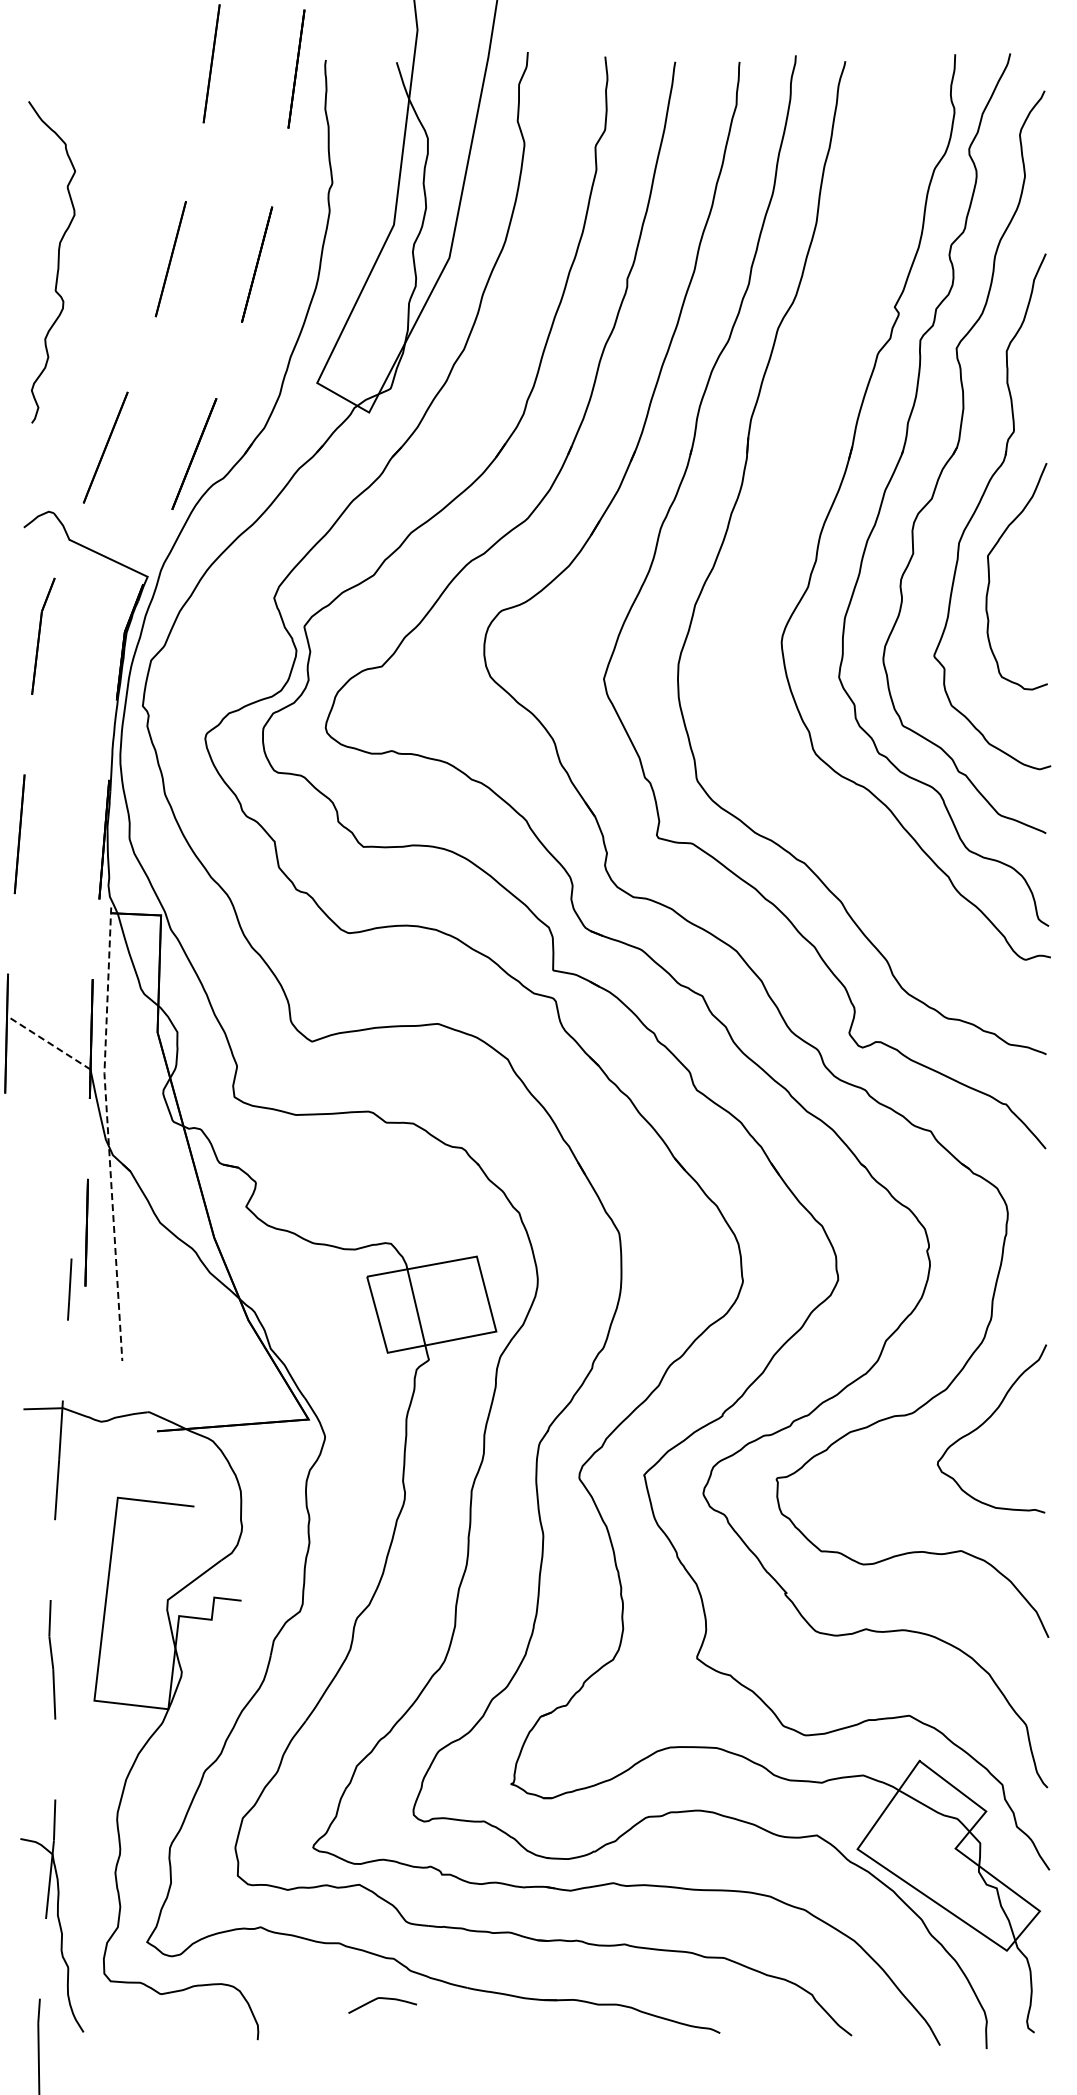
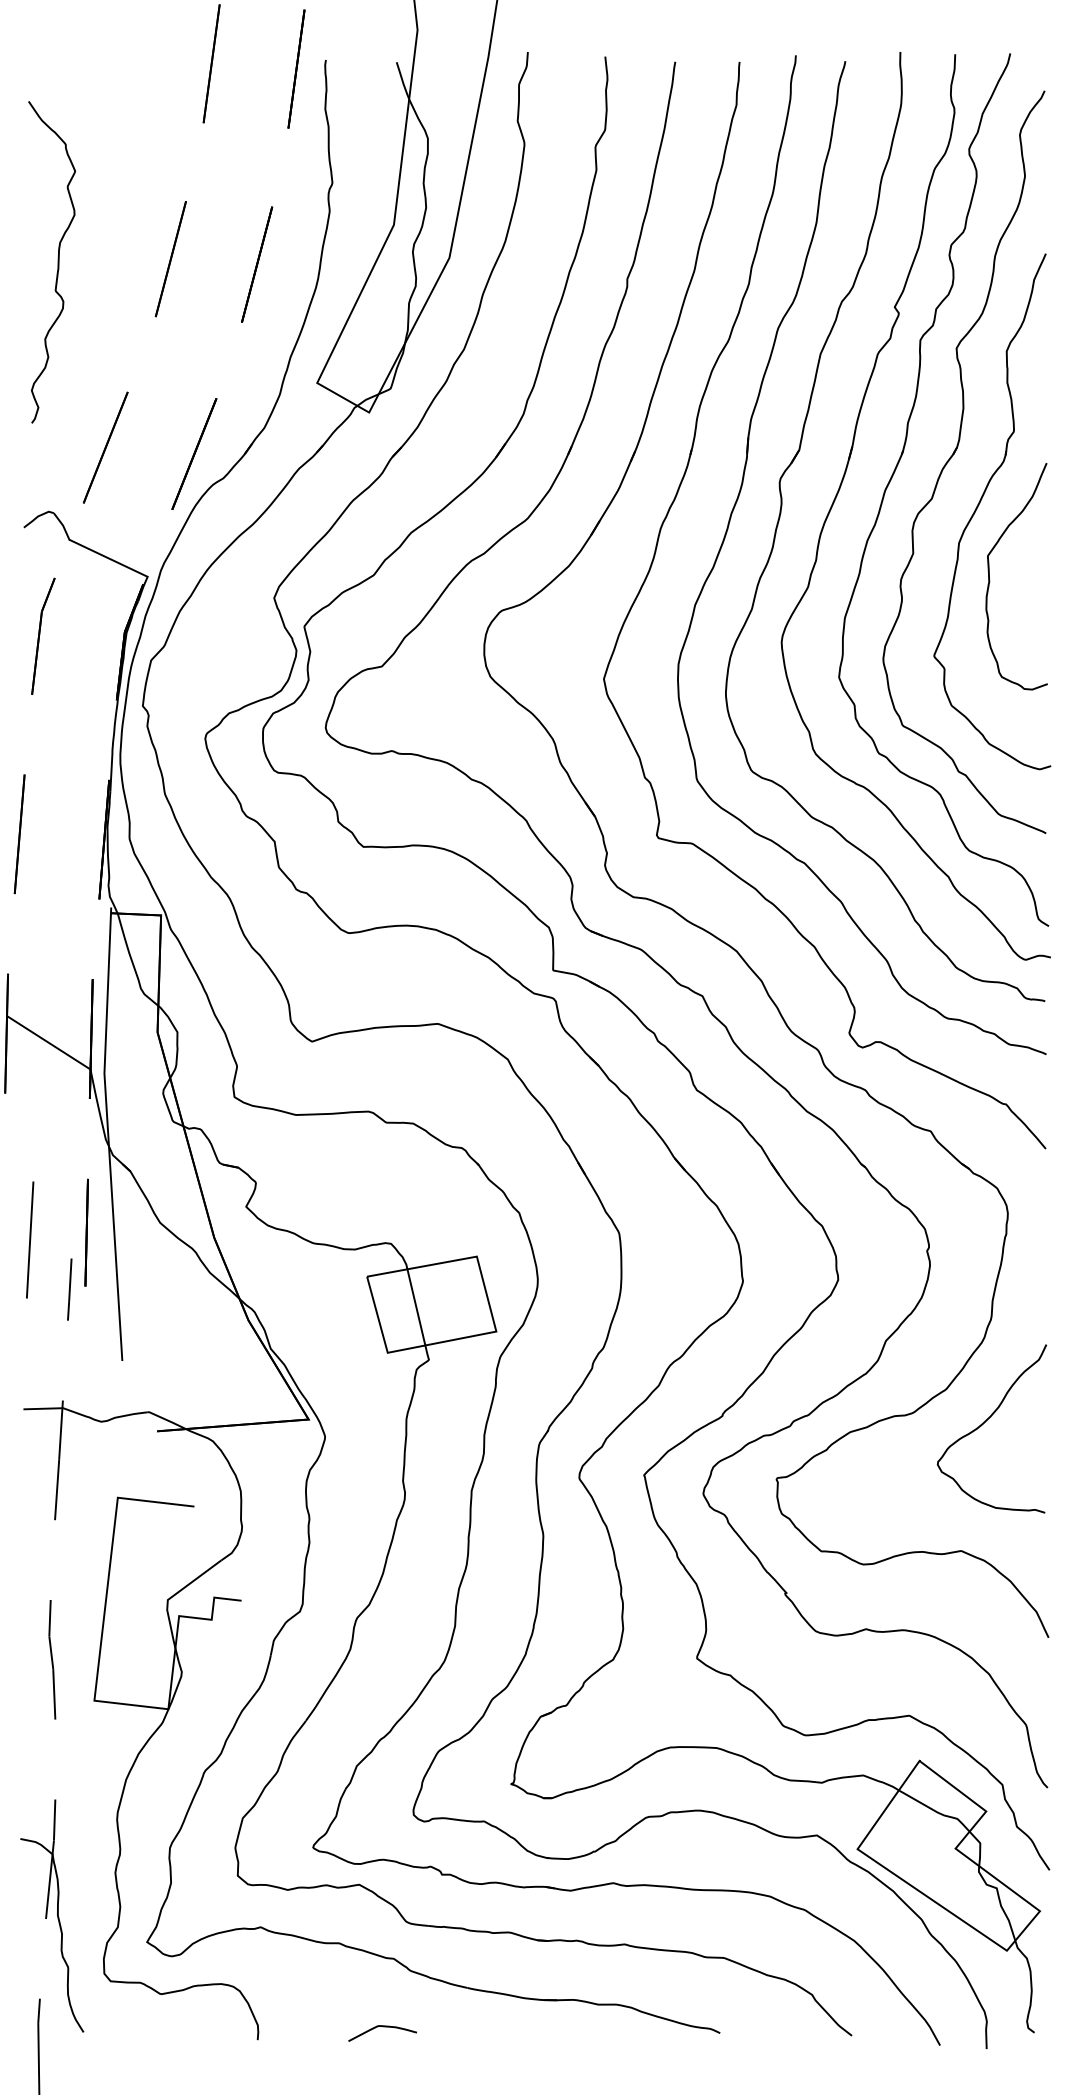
part: none -> present (781, 513)
line: dashed -> solid (48, 1042)
line: dashed -> solid (108, 1133)
line: none -> present (30, 1239)
curve position: (382, 1999) -> (382, 2027) (382, 2027)
